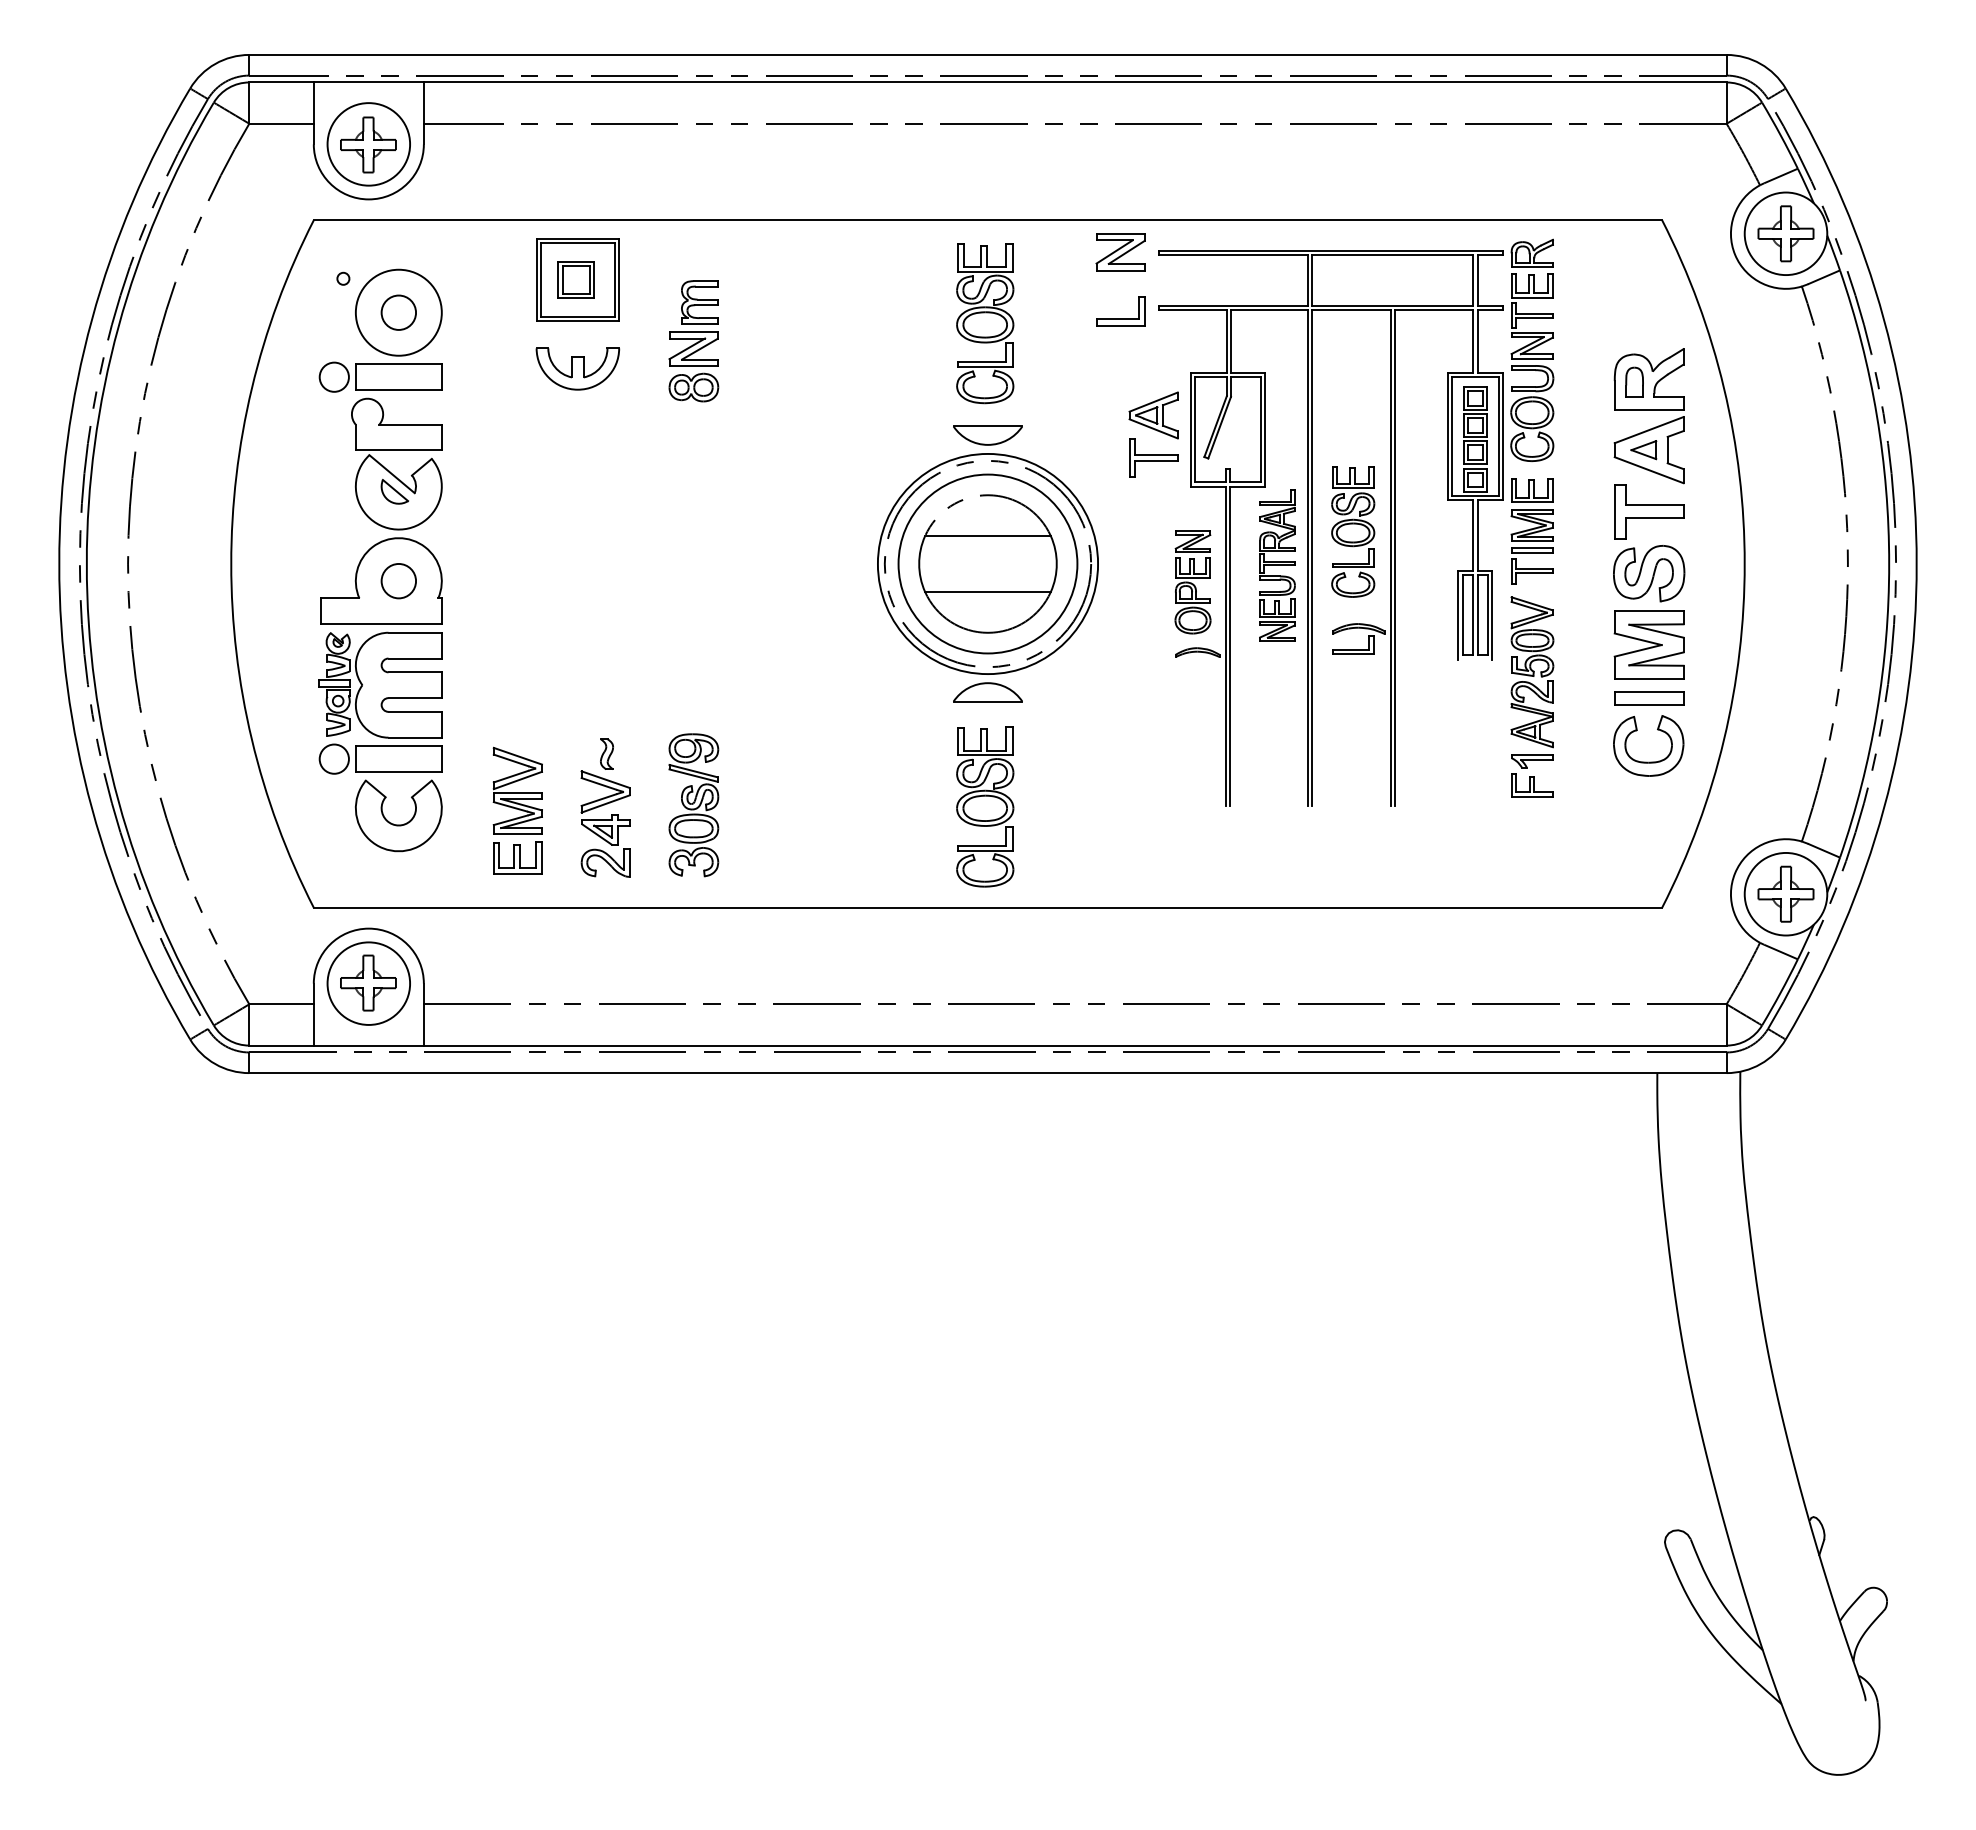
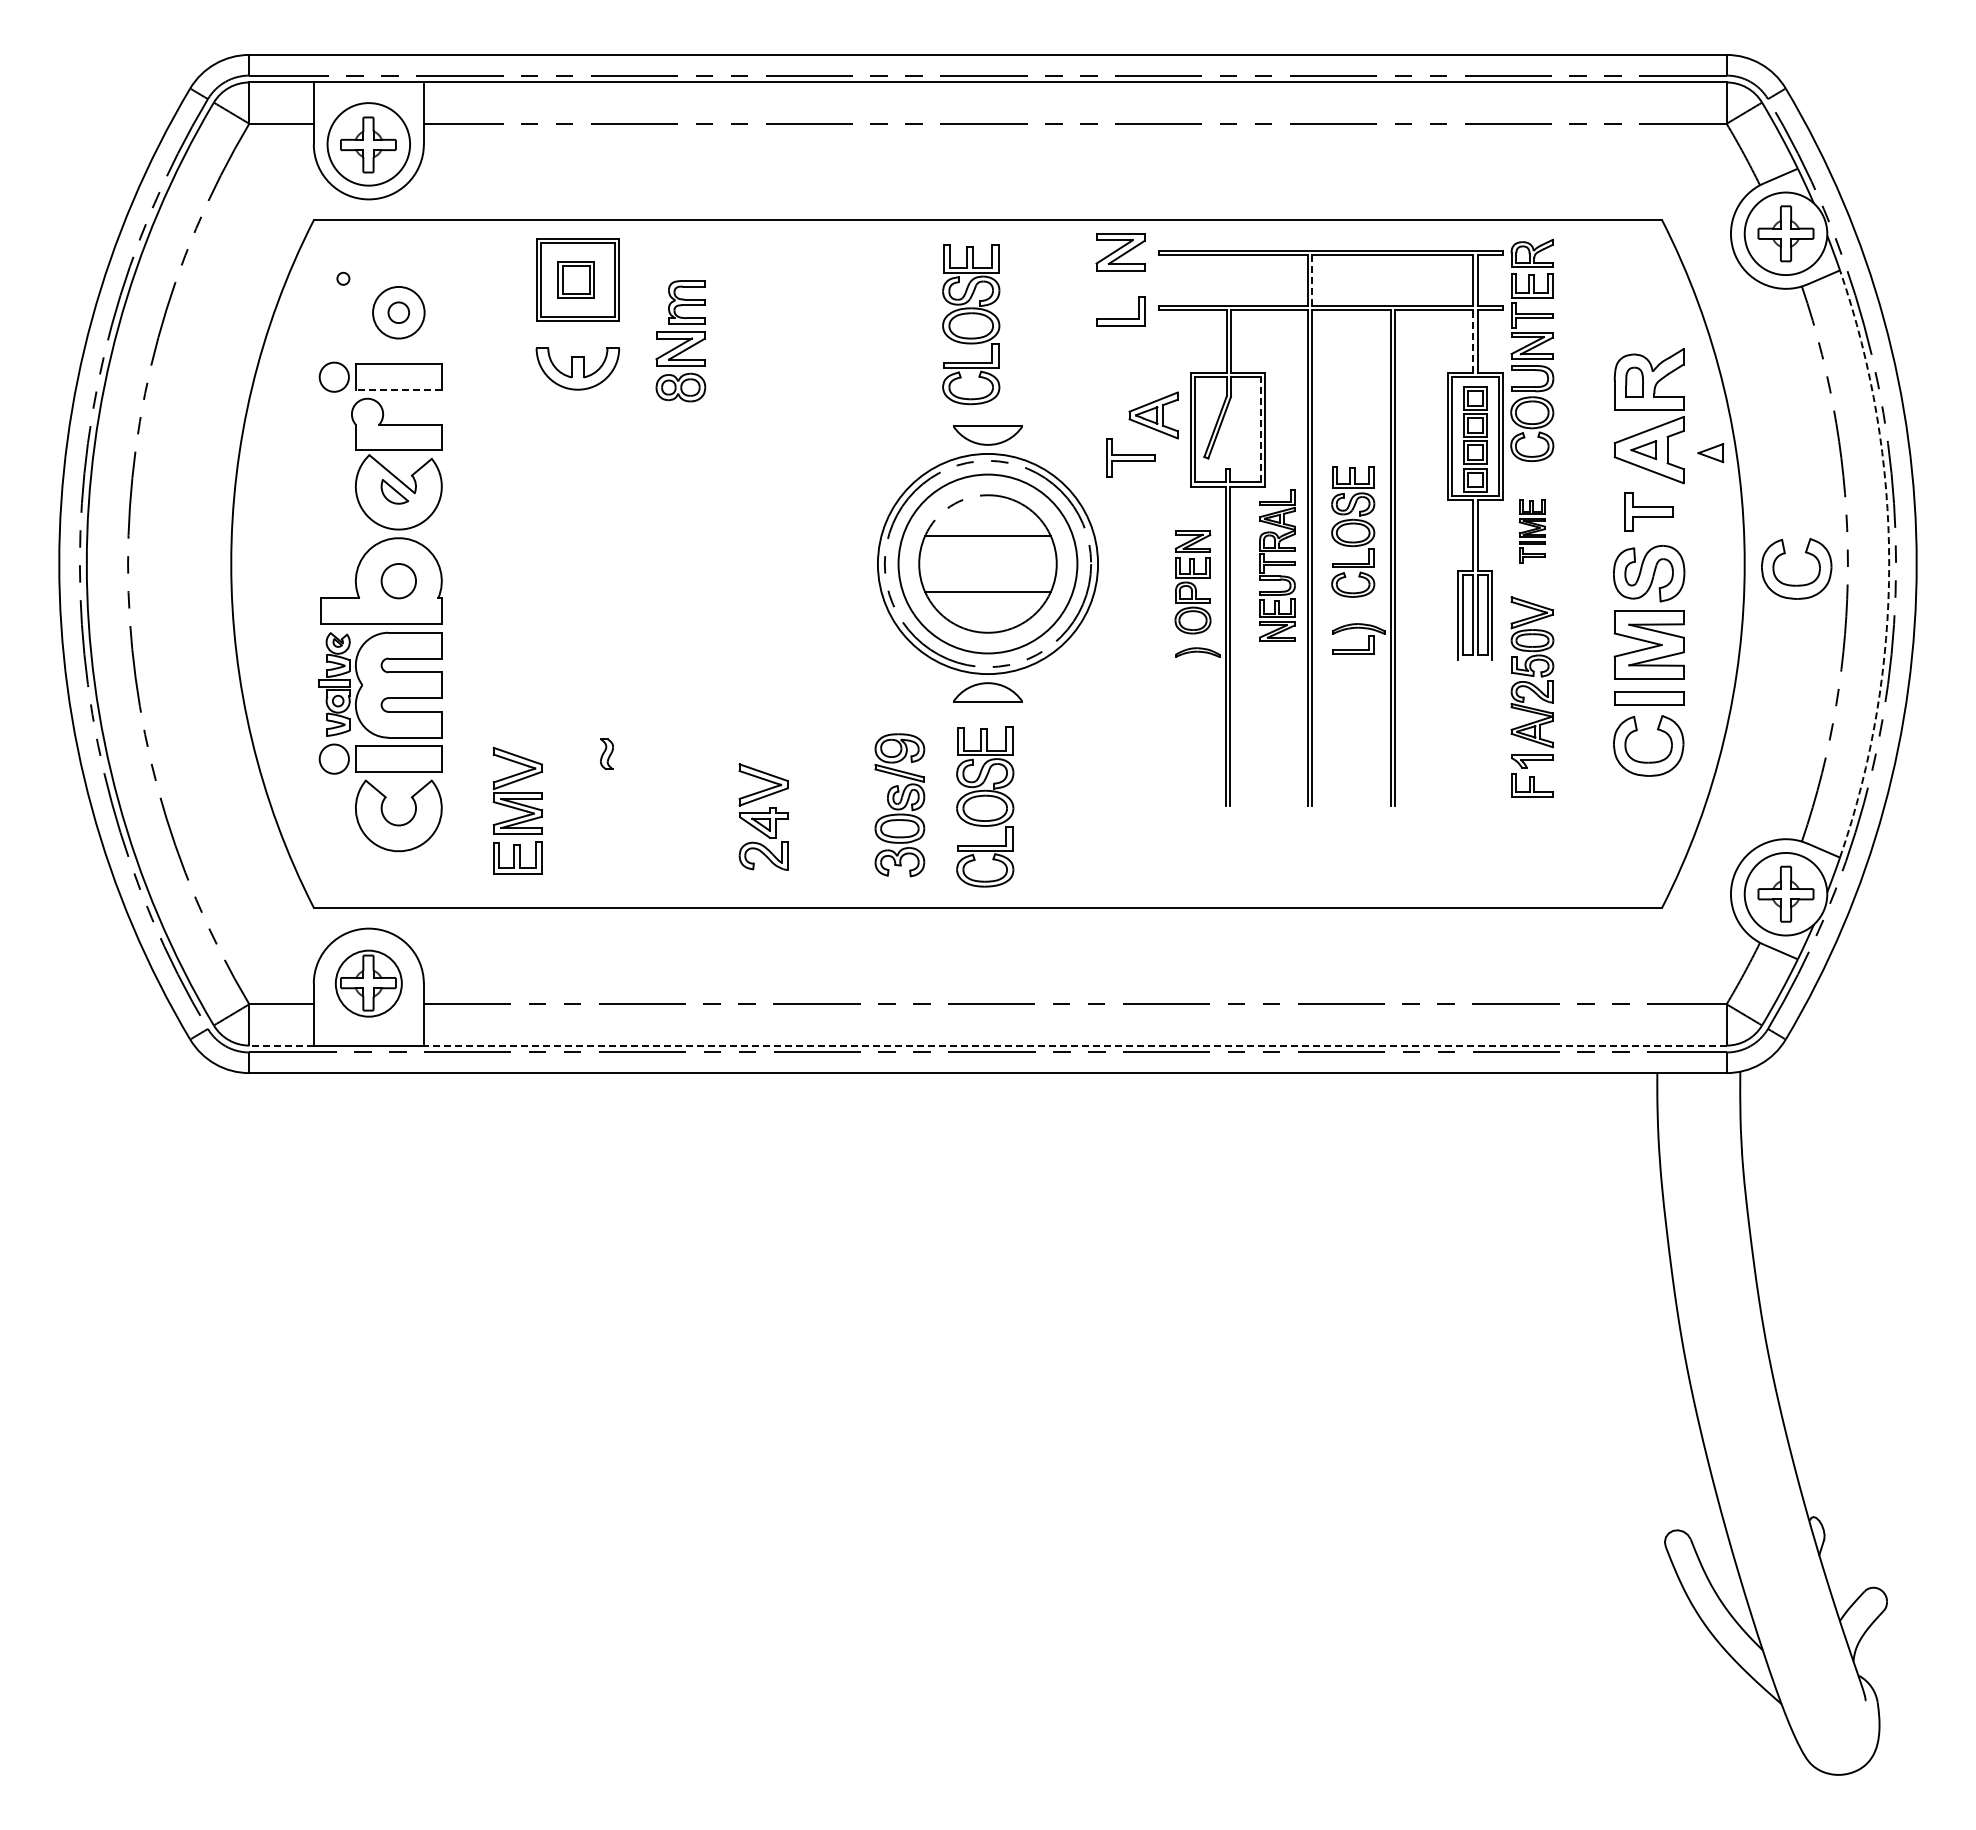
line: solid -> dashed (1312, 280)
circle diameter: 34 px -> 21 px (398, 312)
circle diameter: 86 px -> 52 px (398, 312)
part position: (985, 323) -> (971, 324) (971, 324)
part position: (693, 341) -> (680, 341) (680, 341)
line: solid -> dashed (1473, 341)
line: solid -> dashed (398, 390)
line: solid -> dashed (1260, 429)
part: none -> present (1710, 453)
part position: (1153, 457) -> (1130, 457) (1130, 457)
part size: 71x56 px -> 50x40 px (1648, 511)
part size: 44x107 px -> 28x65 px (1531, 531)
arc: solid -> dashed (1889, 564)
part: none -> present (1796, 584)
part position: (693, 805) -> (899, 805) (899, 805)
part position: (605, 823) -> (763, 816) (763, 816)
circle diameter: 83 px -> 66 px (368, 983)
line: solid -> dashed (281, 1045)
line: solid -> dashed (1074, 1045)
